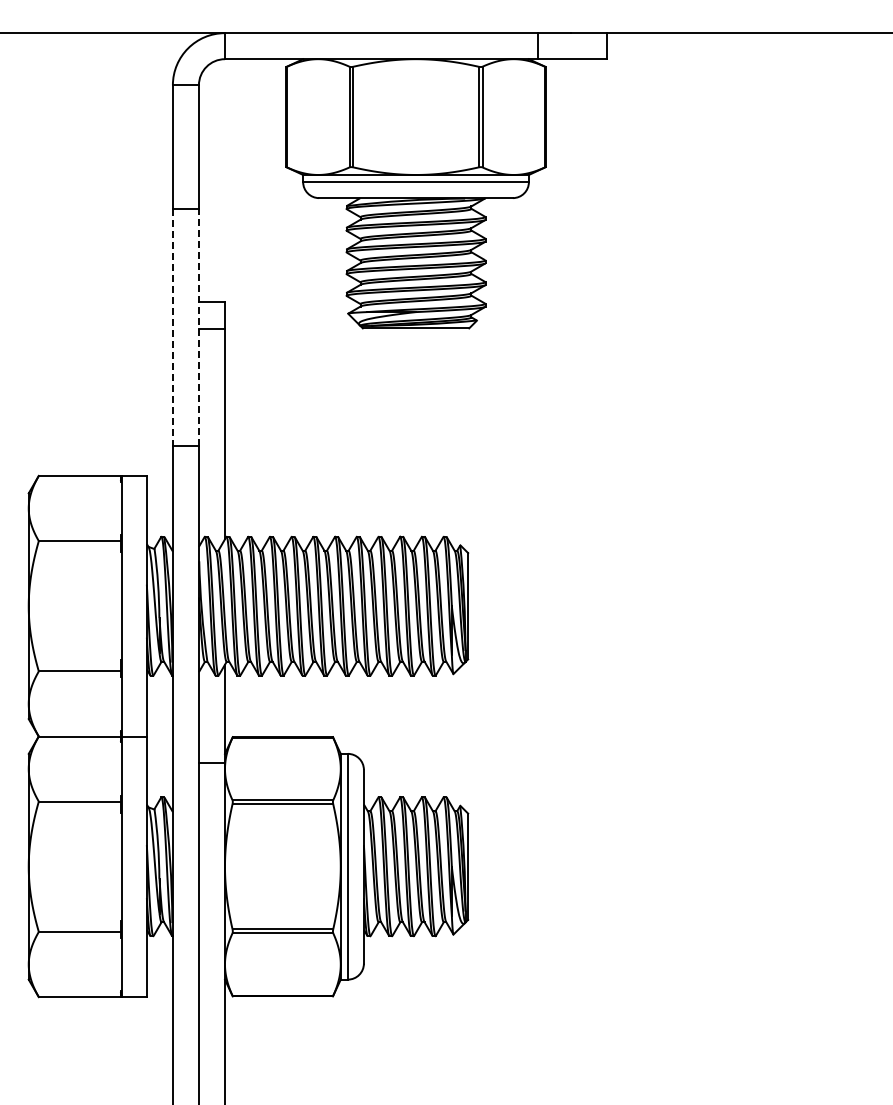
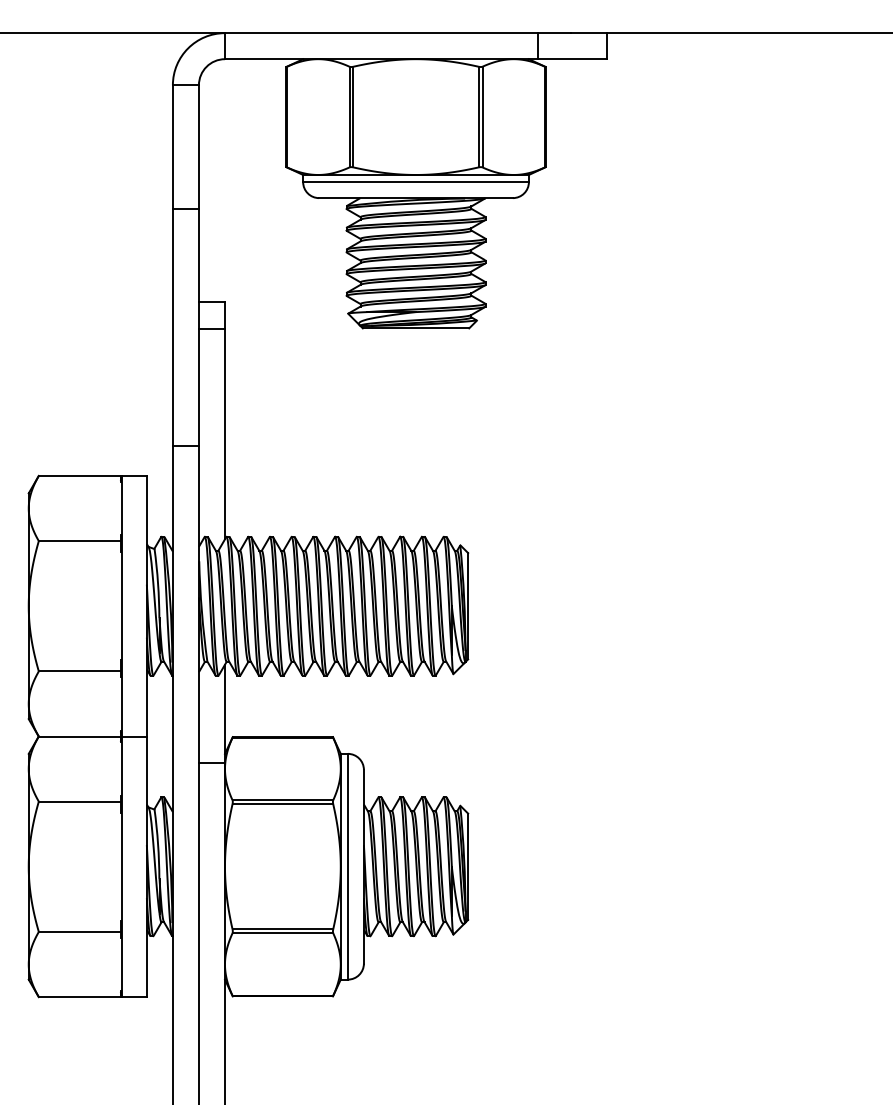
line: dashed -> solid (198, 326)
line: dashed -> solid (172, 327)
